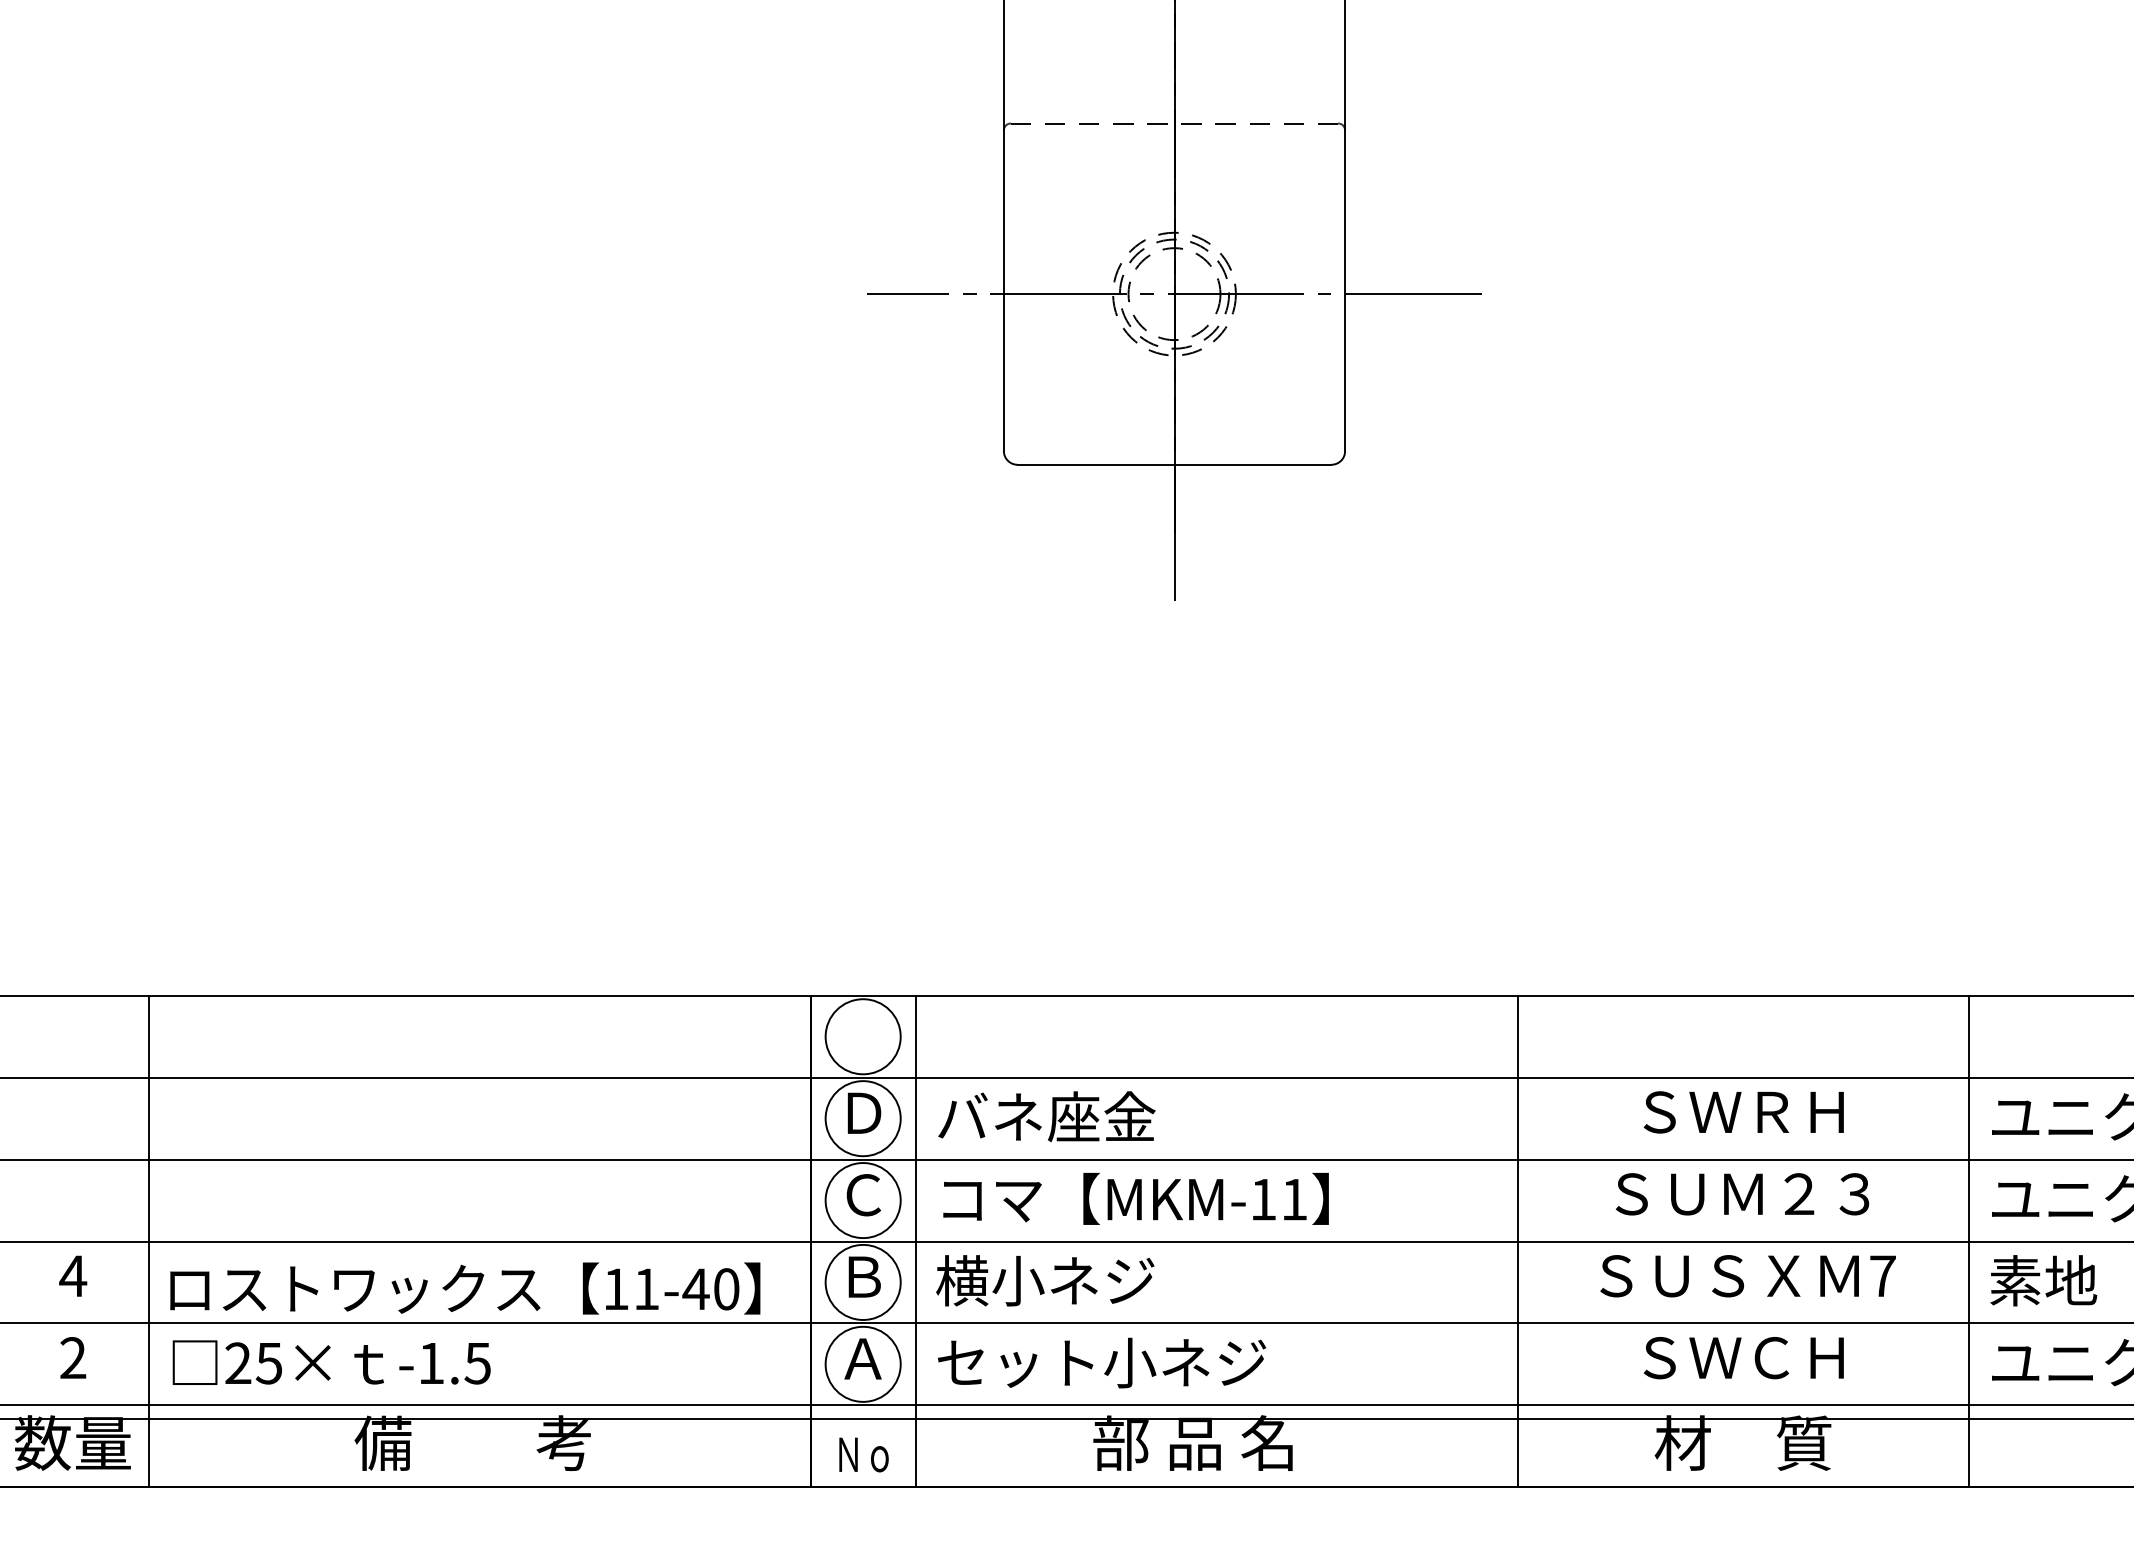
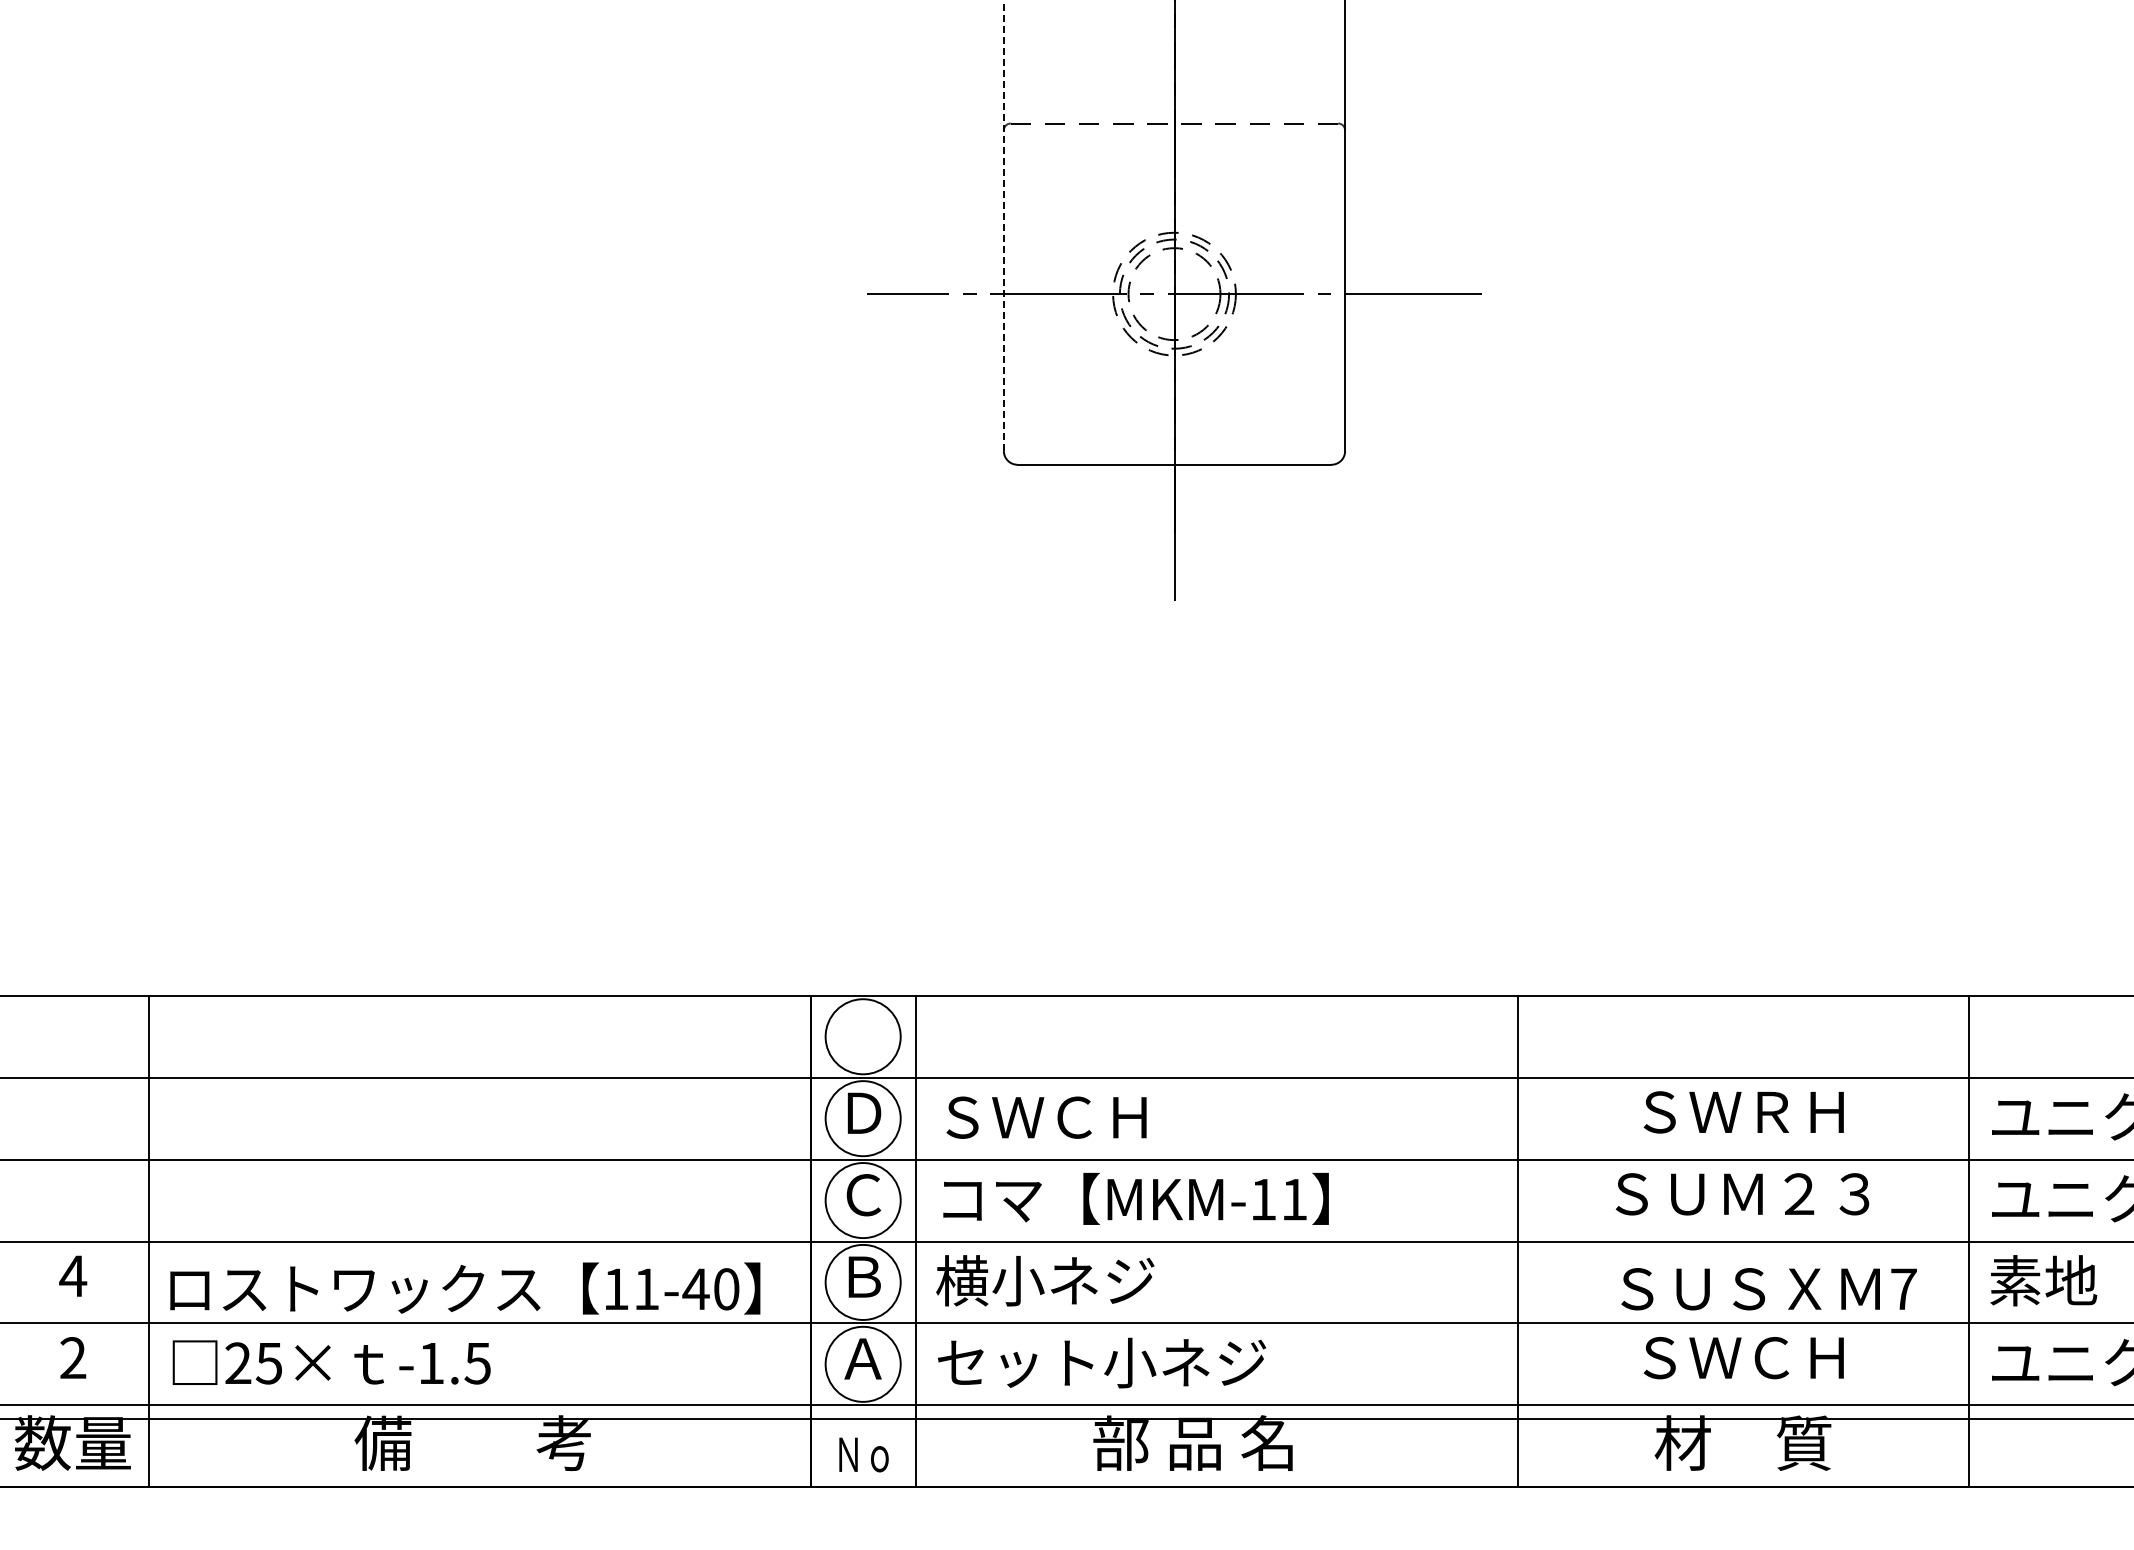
line: solid -> dashed (1003, 225)
text: バネ座金 -> ＳＷＣＨ (1046, 1116)
text position: (1747, 1276) -> (1768, 1289) (1768, 1289)
